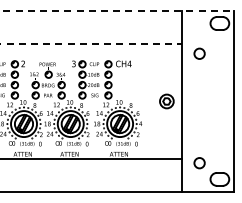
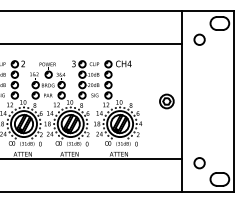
line: dashed -> solid (117, 11)
line: dashed -> solid (91, 43)
circle position: (199, 53) -> (199, 39) (199, 39)
